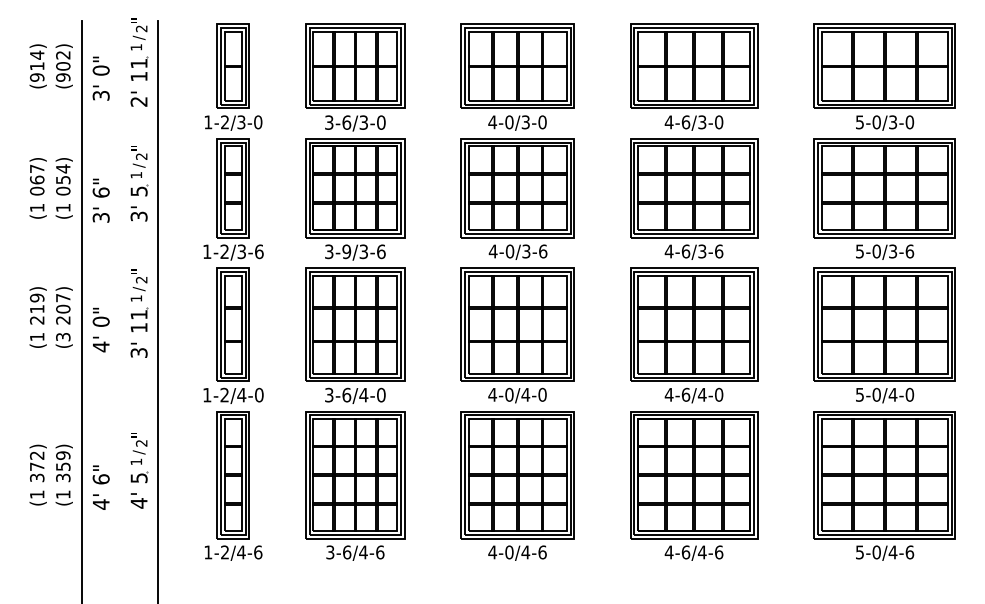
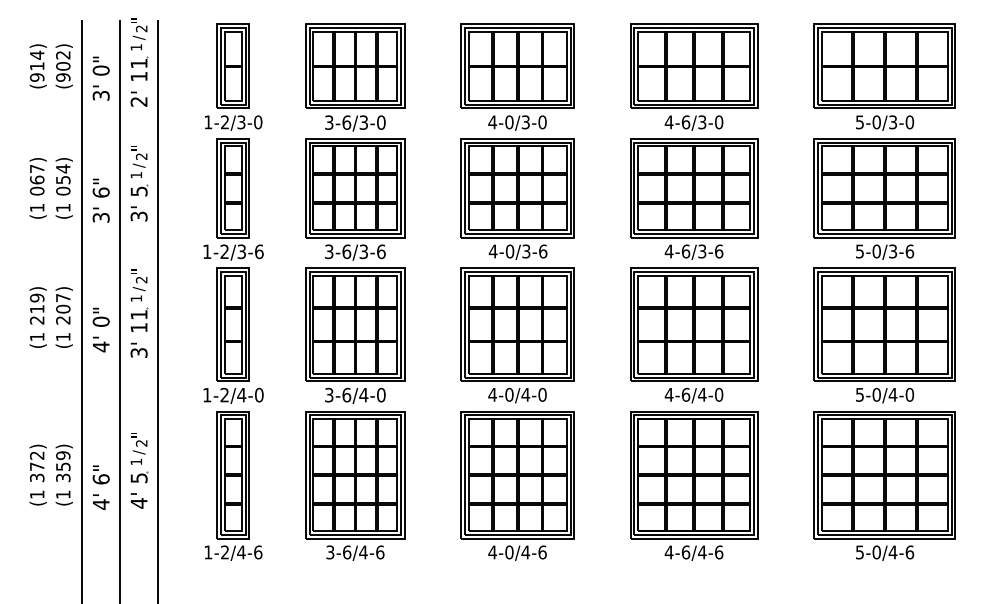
text: 3-9/3-6 -> 3-6/3-6 (346, 251)
line: none -> present (120, 310)
text: (3 -> (1 (63, 337)
